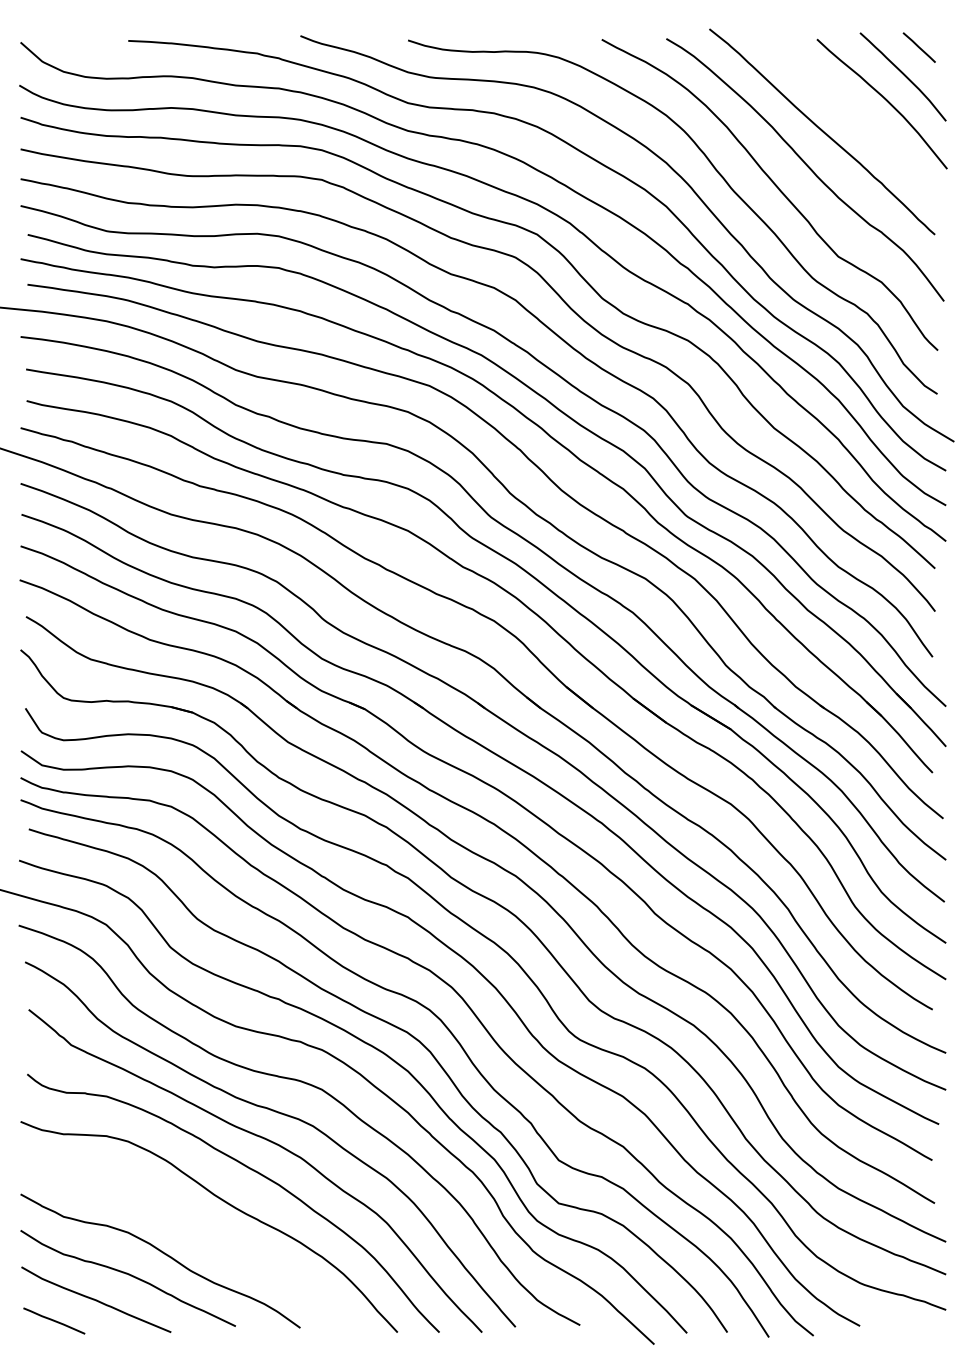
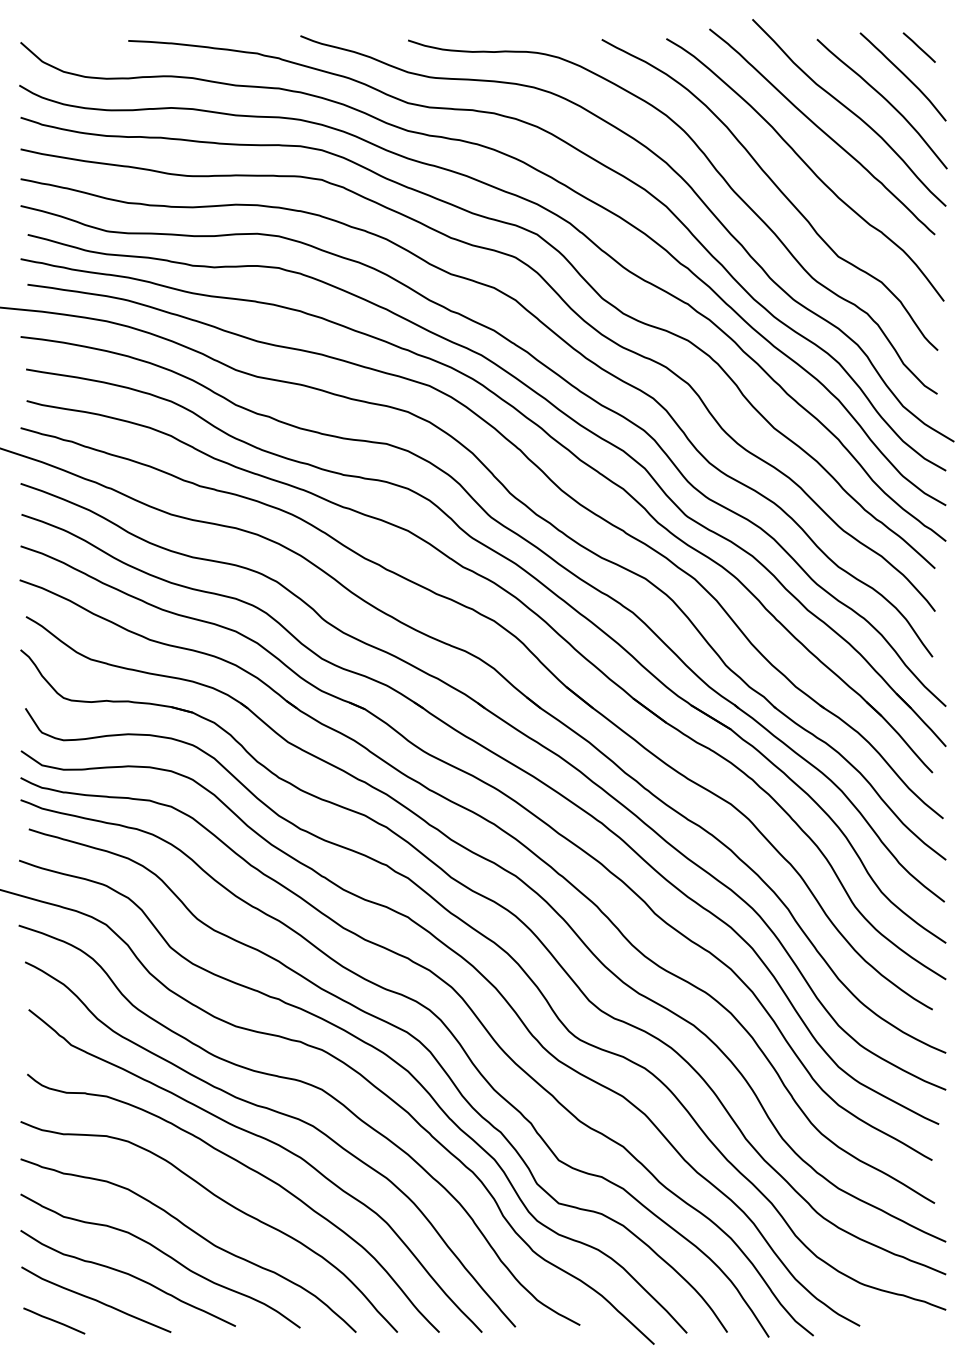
curve: none -> present (849, 111)
curve: none -> present (197, 1235)
